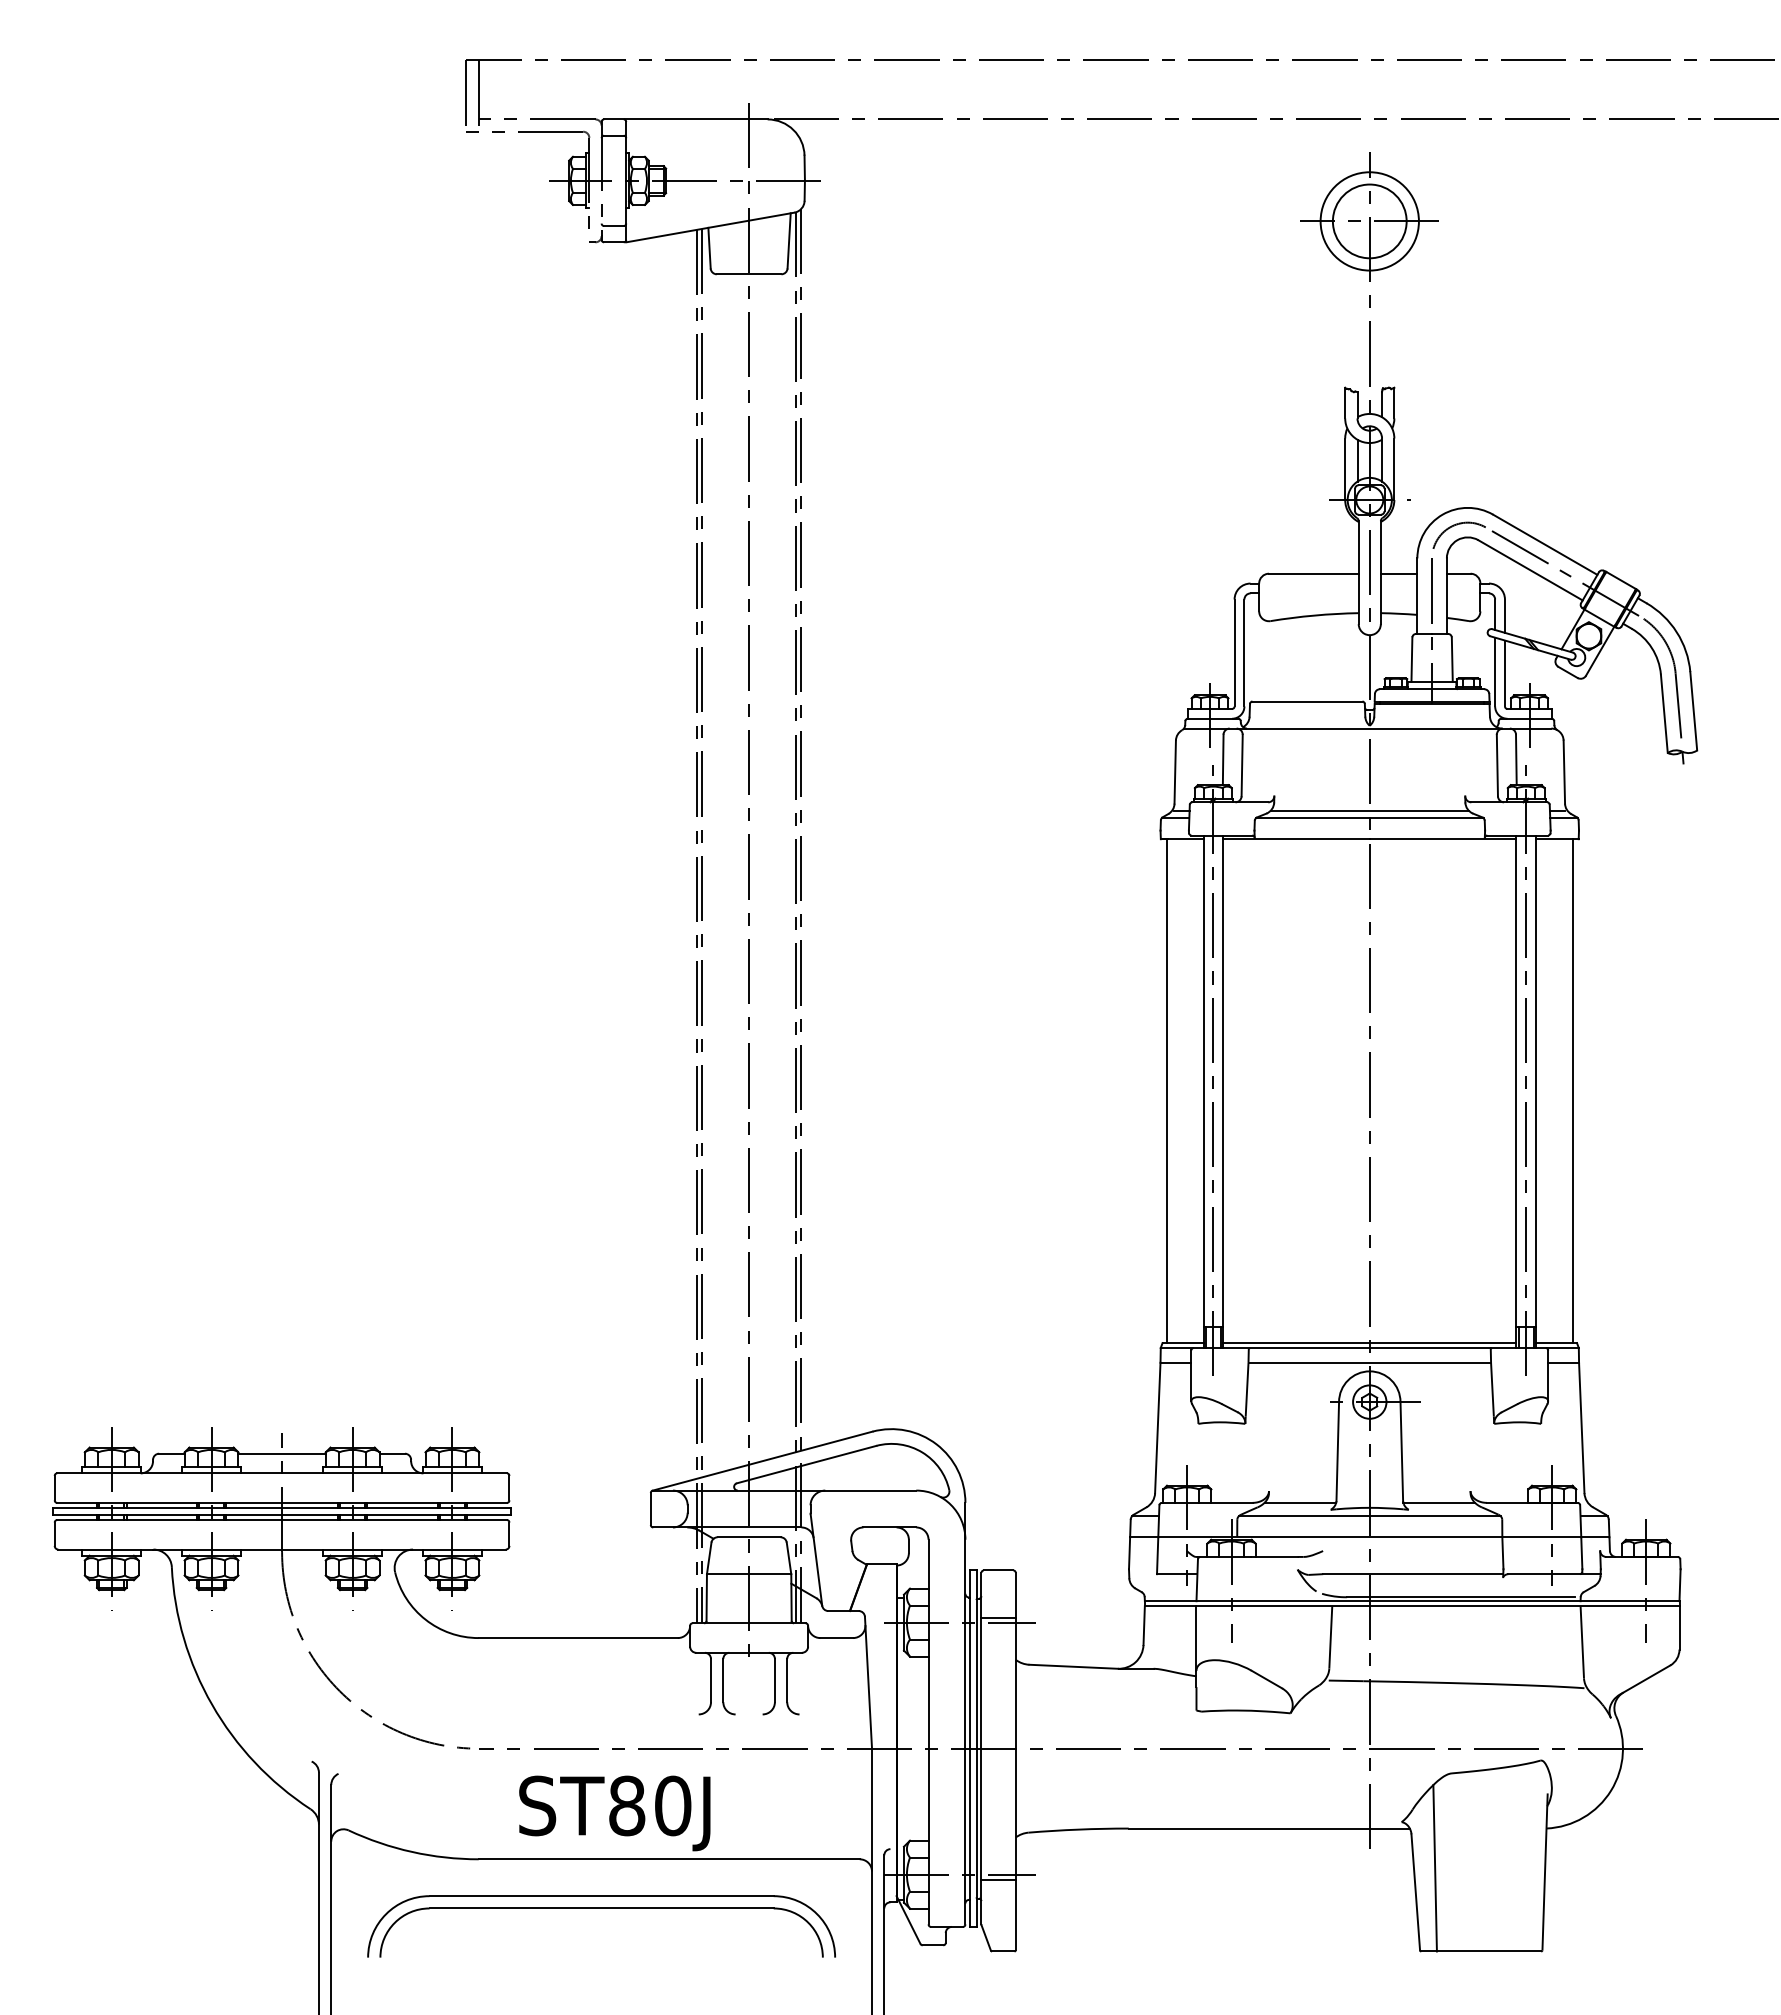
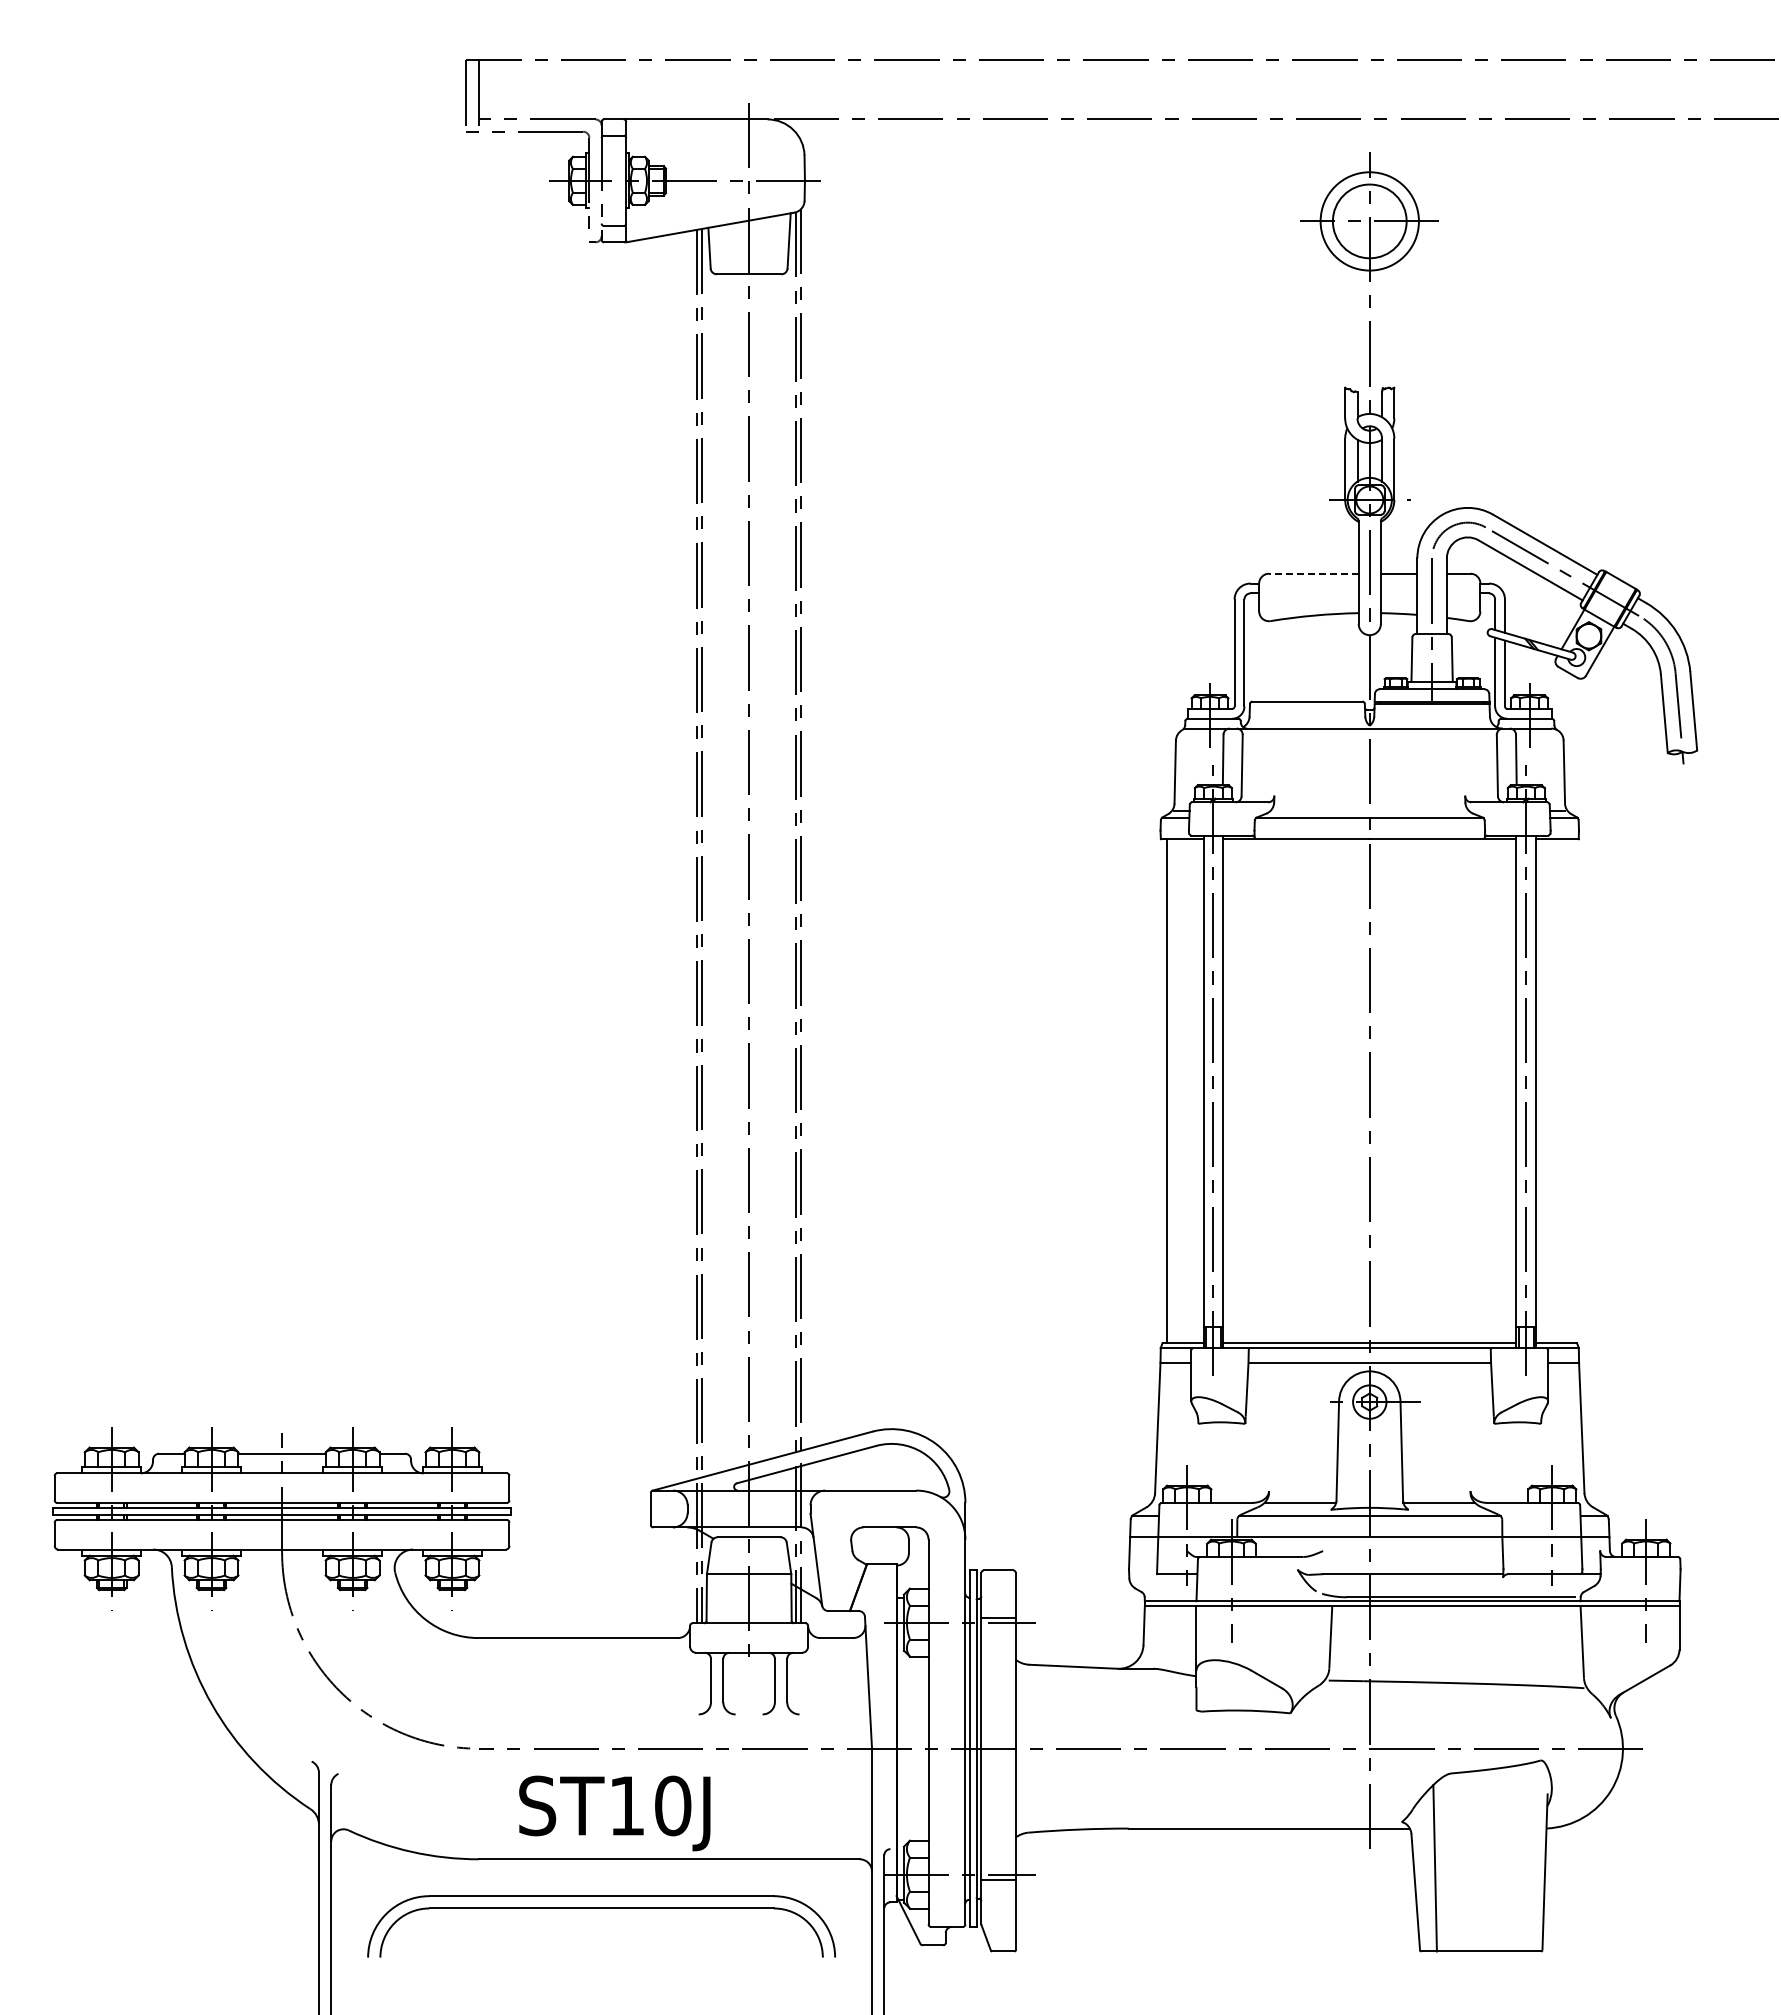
line: solid -> dashed (1313, 573)
line: present -> none (1369, 810)
line: present -> none (1572, 1091)
text: ST80J -> ST10J (627, 1805)
